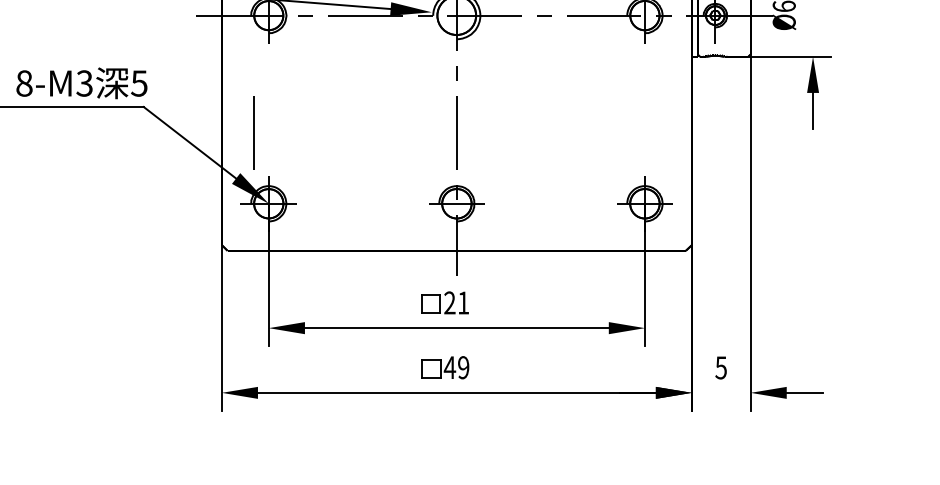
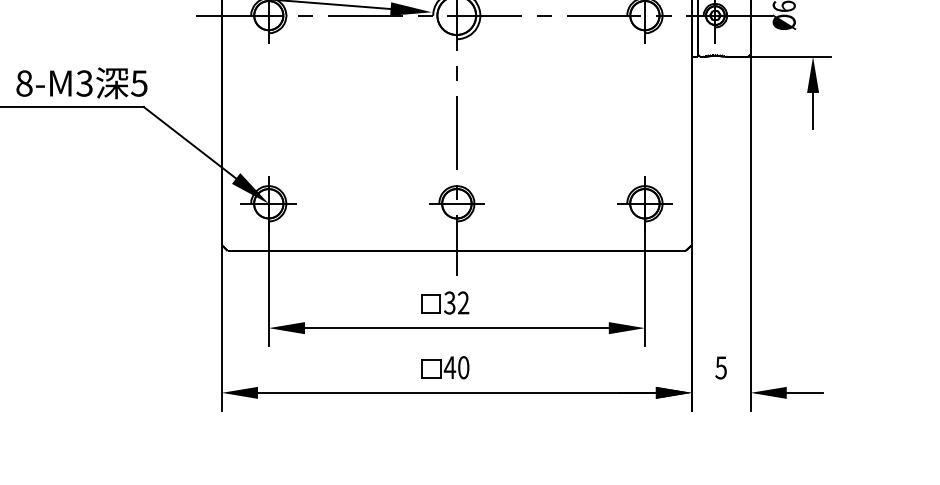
line: present -> none (253, 132)
text: 21 -> 32 (456, 302)
text: 49 -> 40 (463, 367)
